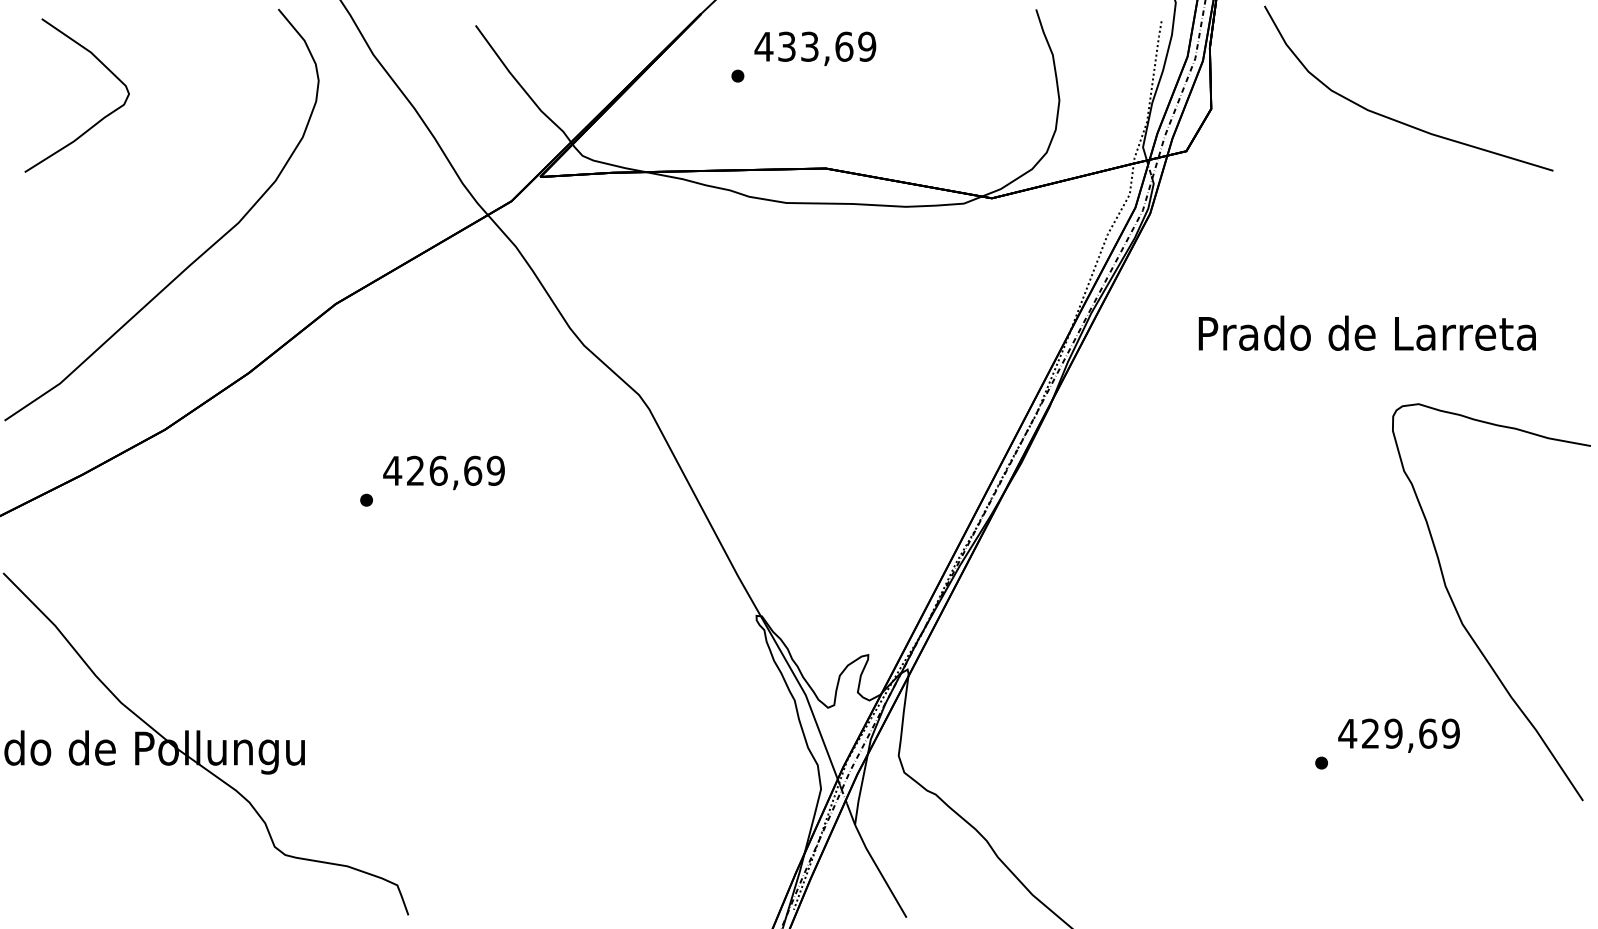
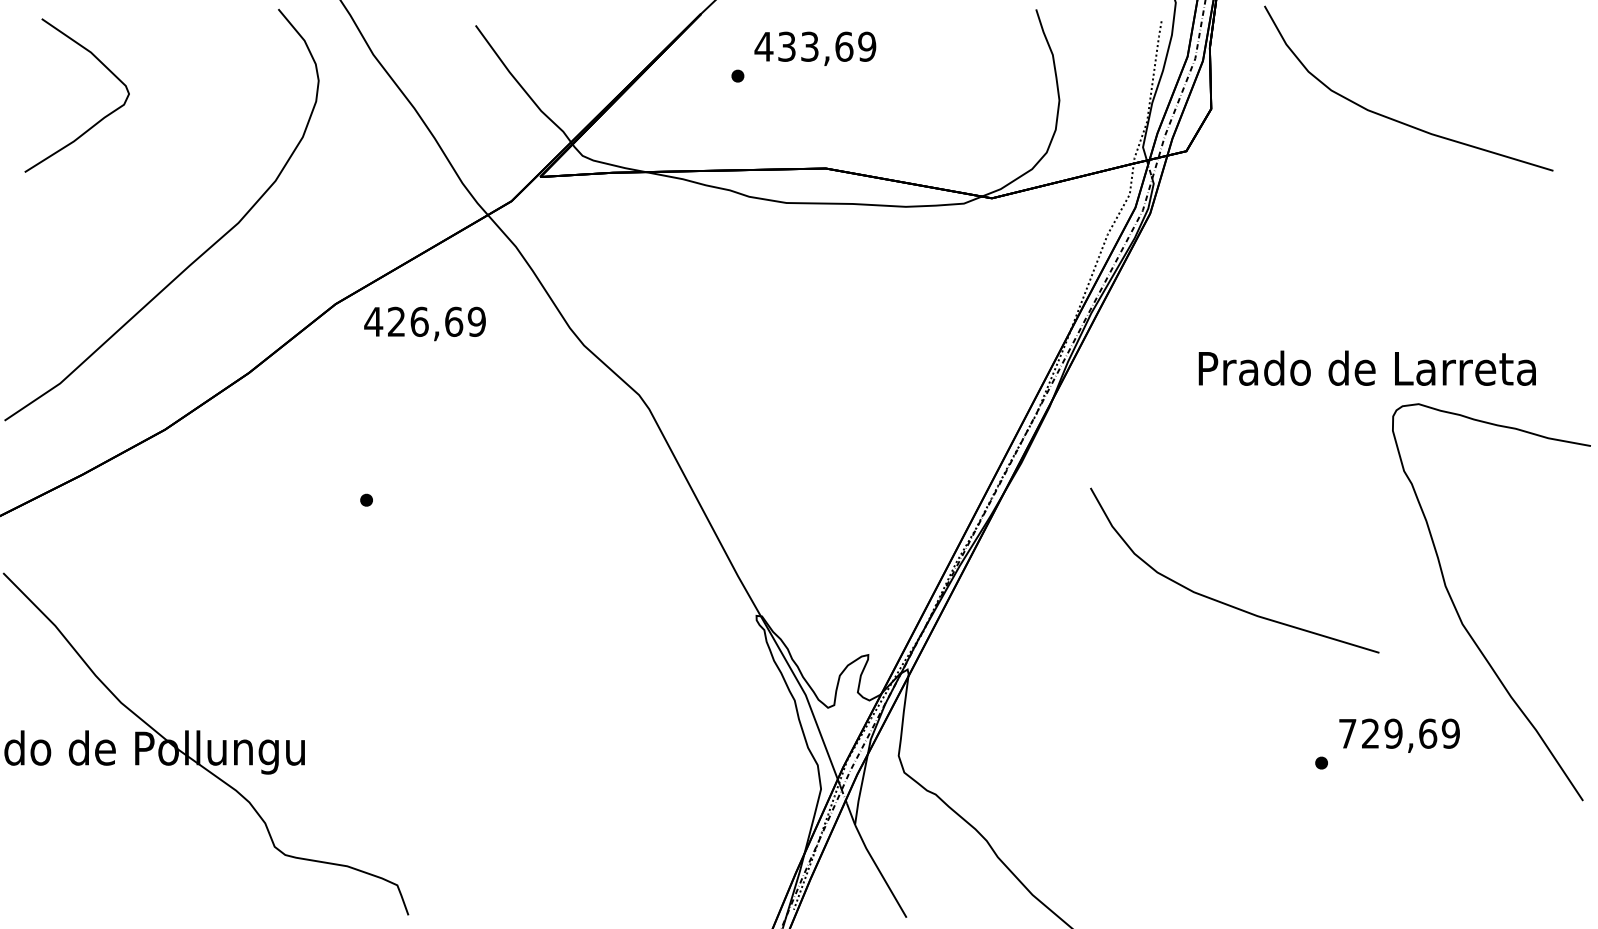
text position: (1366, 332) -> (1366, 367) (1366, 367)
text position: (443, 472) -> (424, 323) (424, 323)
curve: none -> present (1224, 602)
text: 429,69 -> 729,69 (1347, 733)
